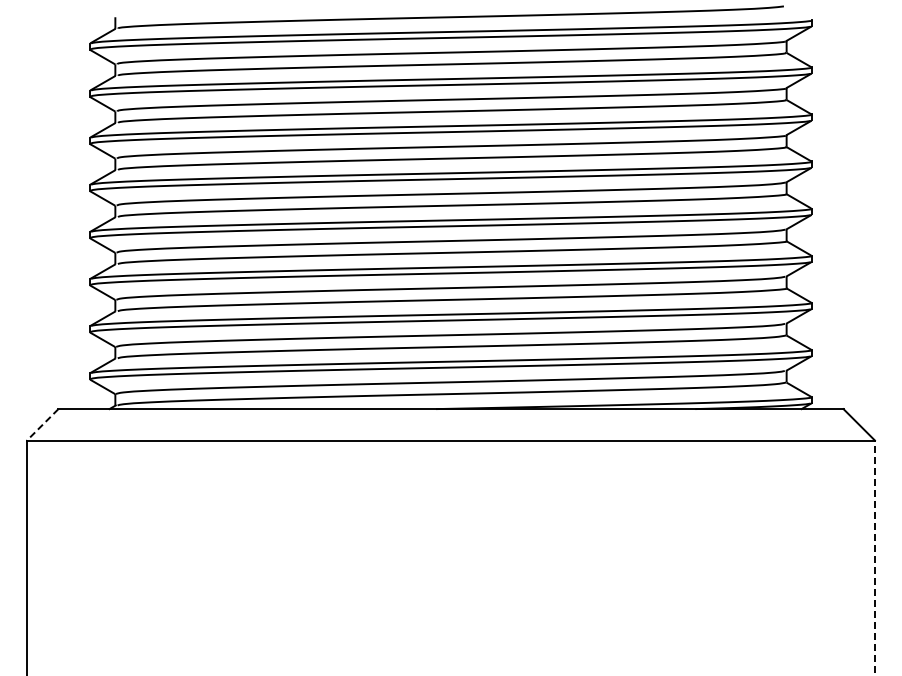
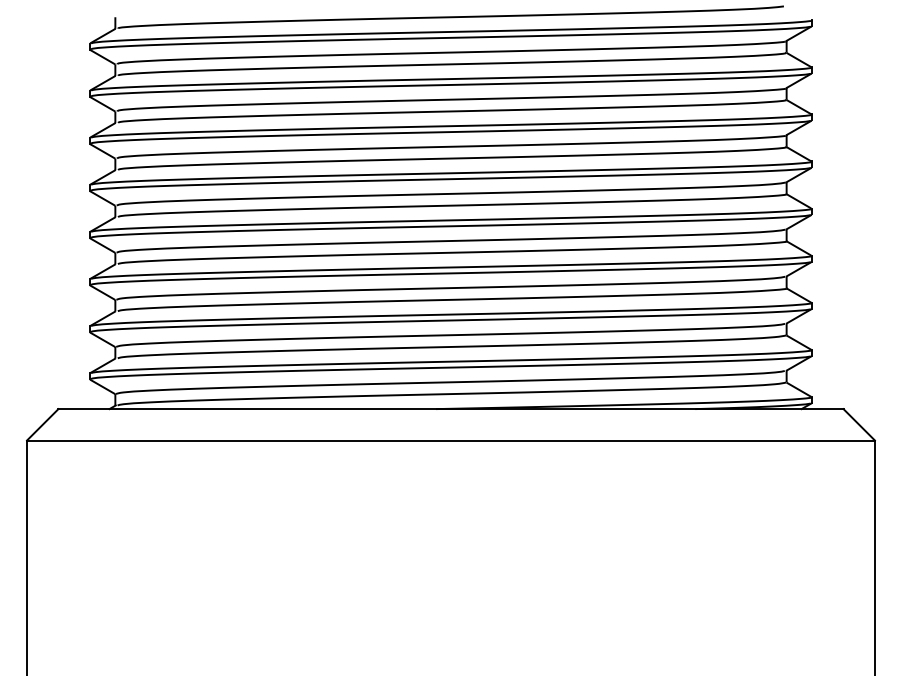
line: dashed -> solid (42, 425)
line: dashed -> solid (874, 557)
